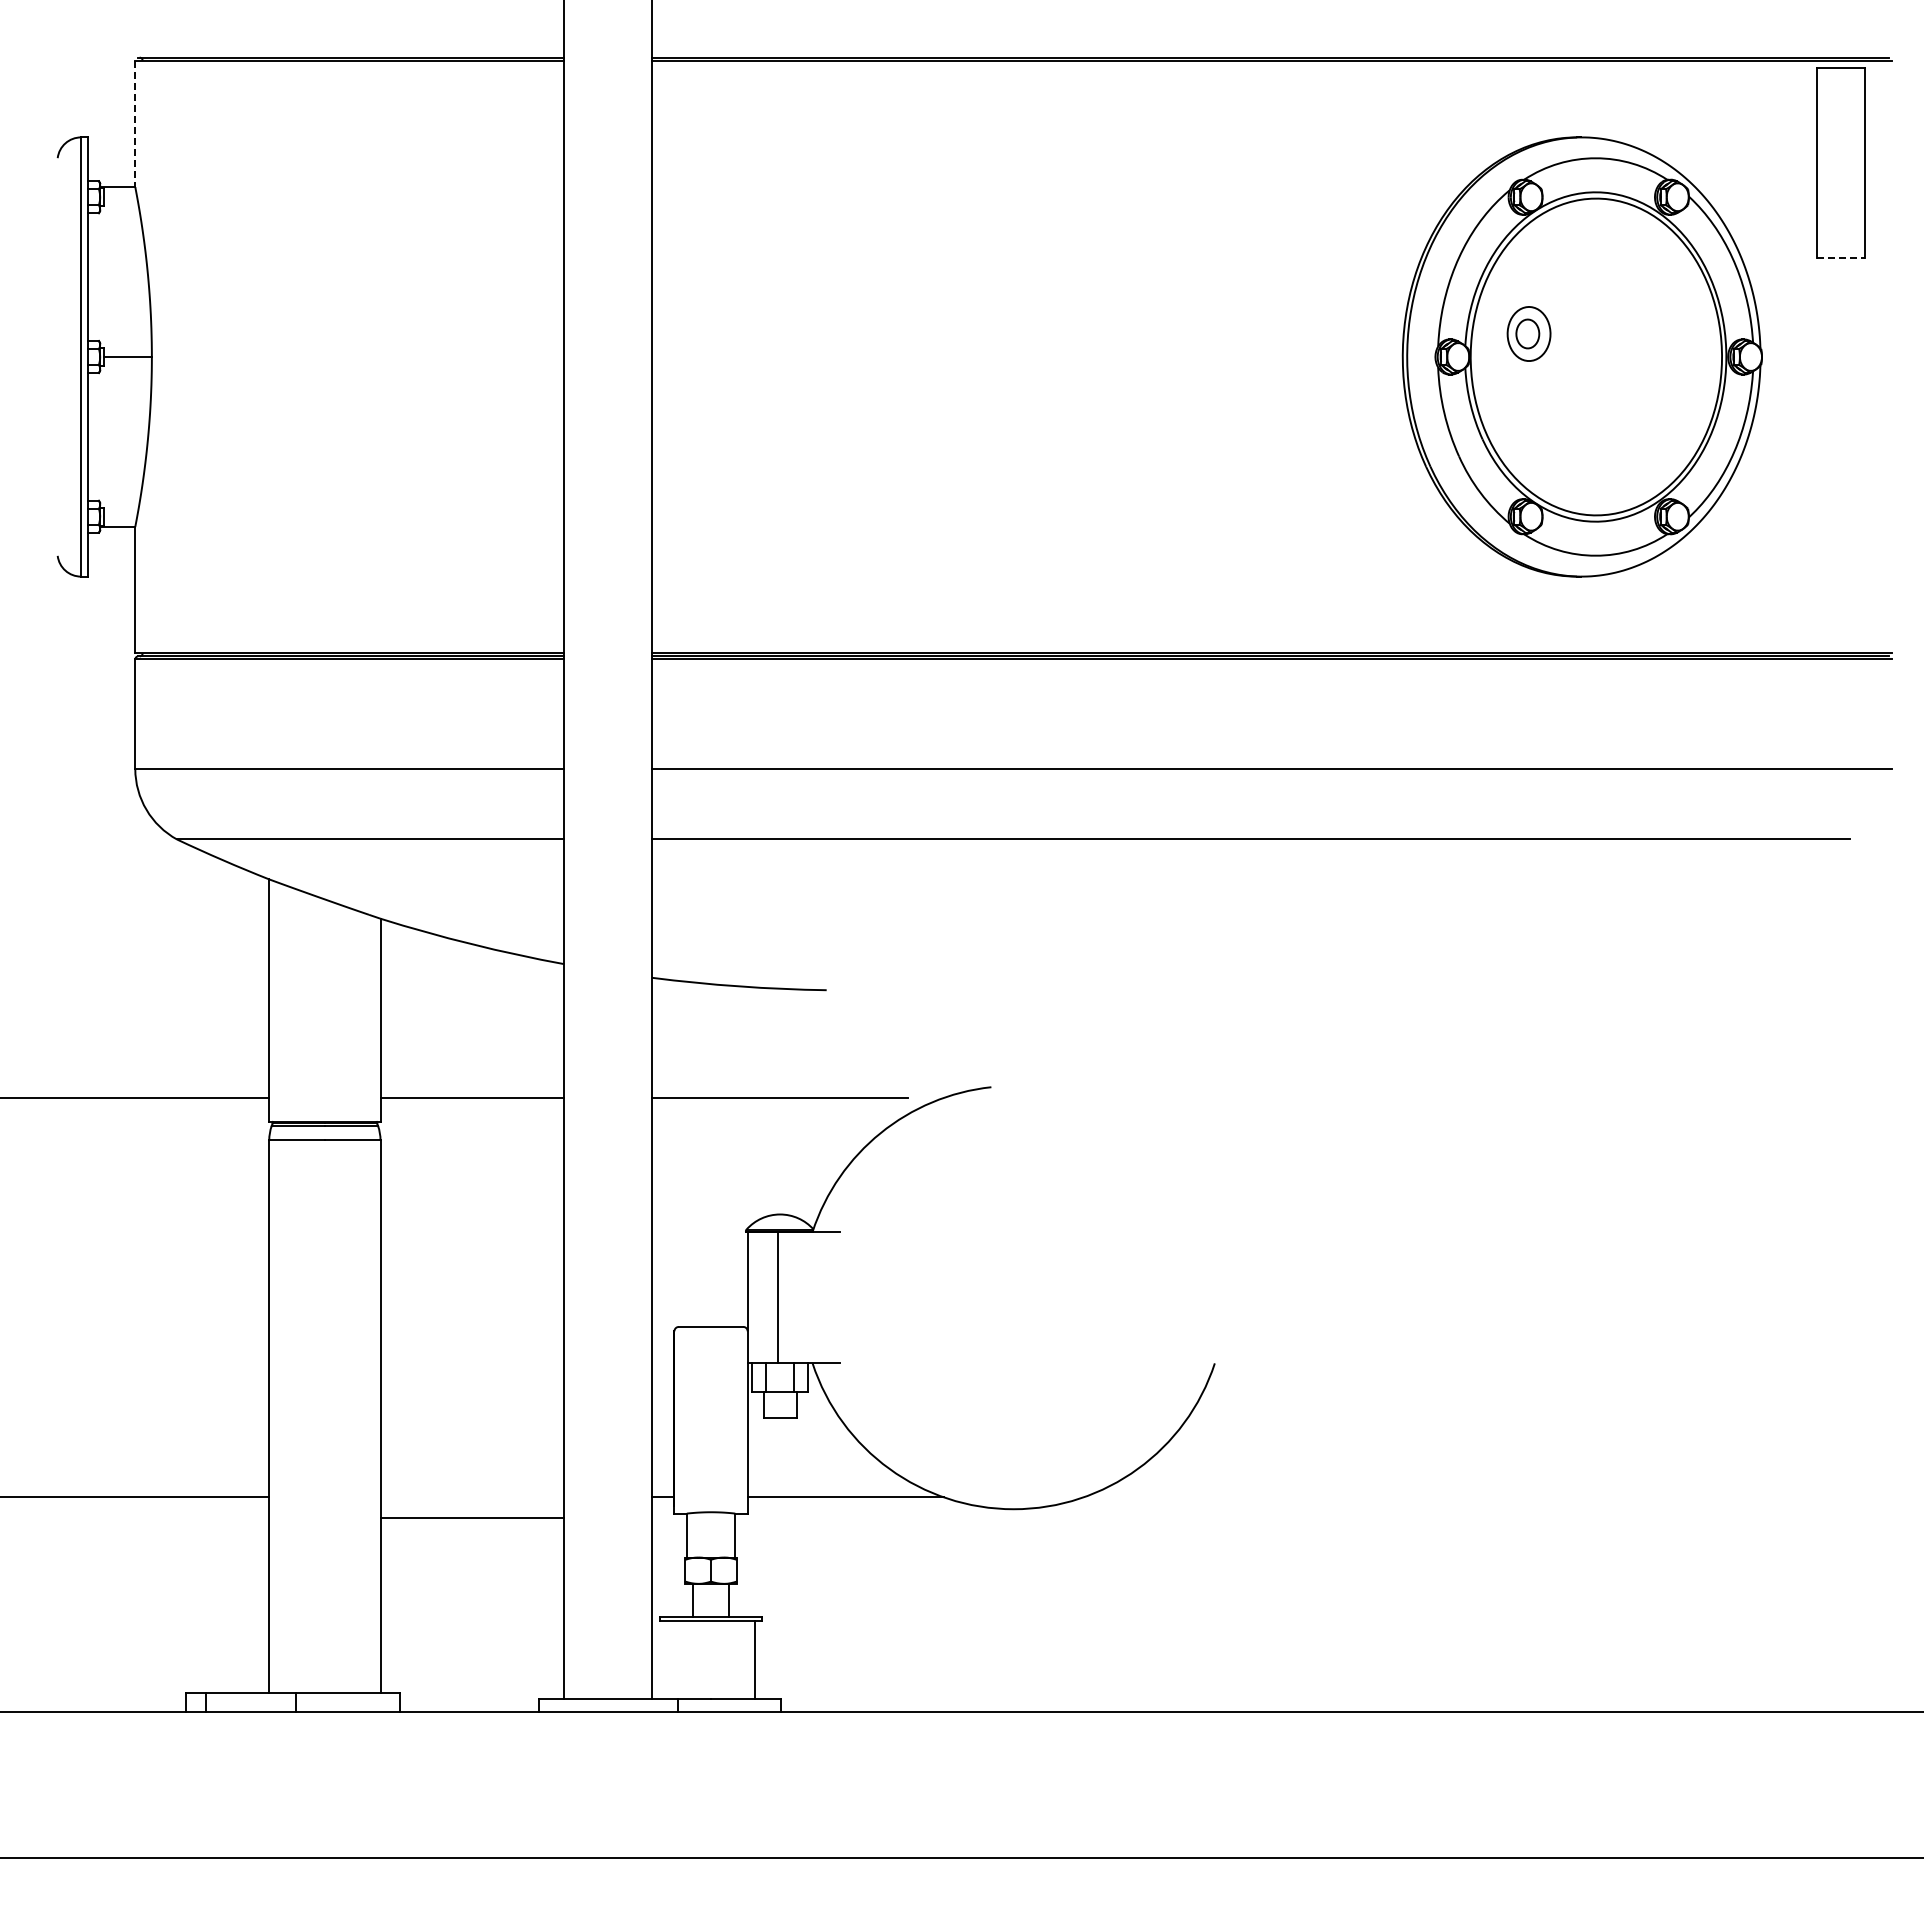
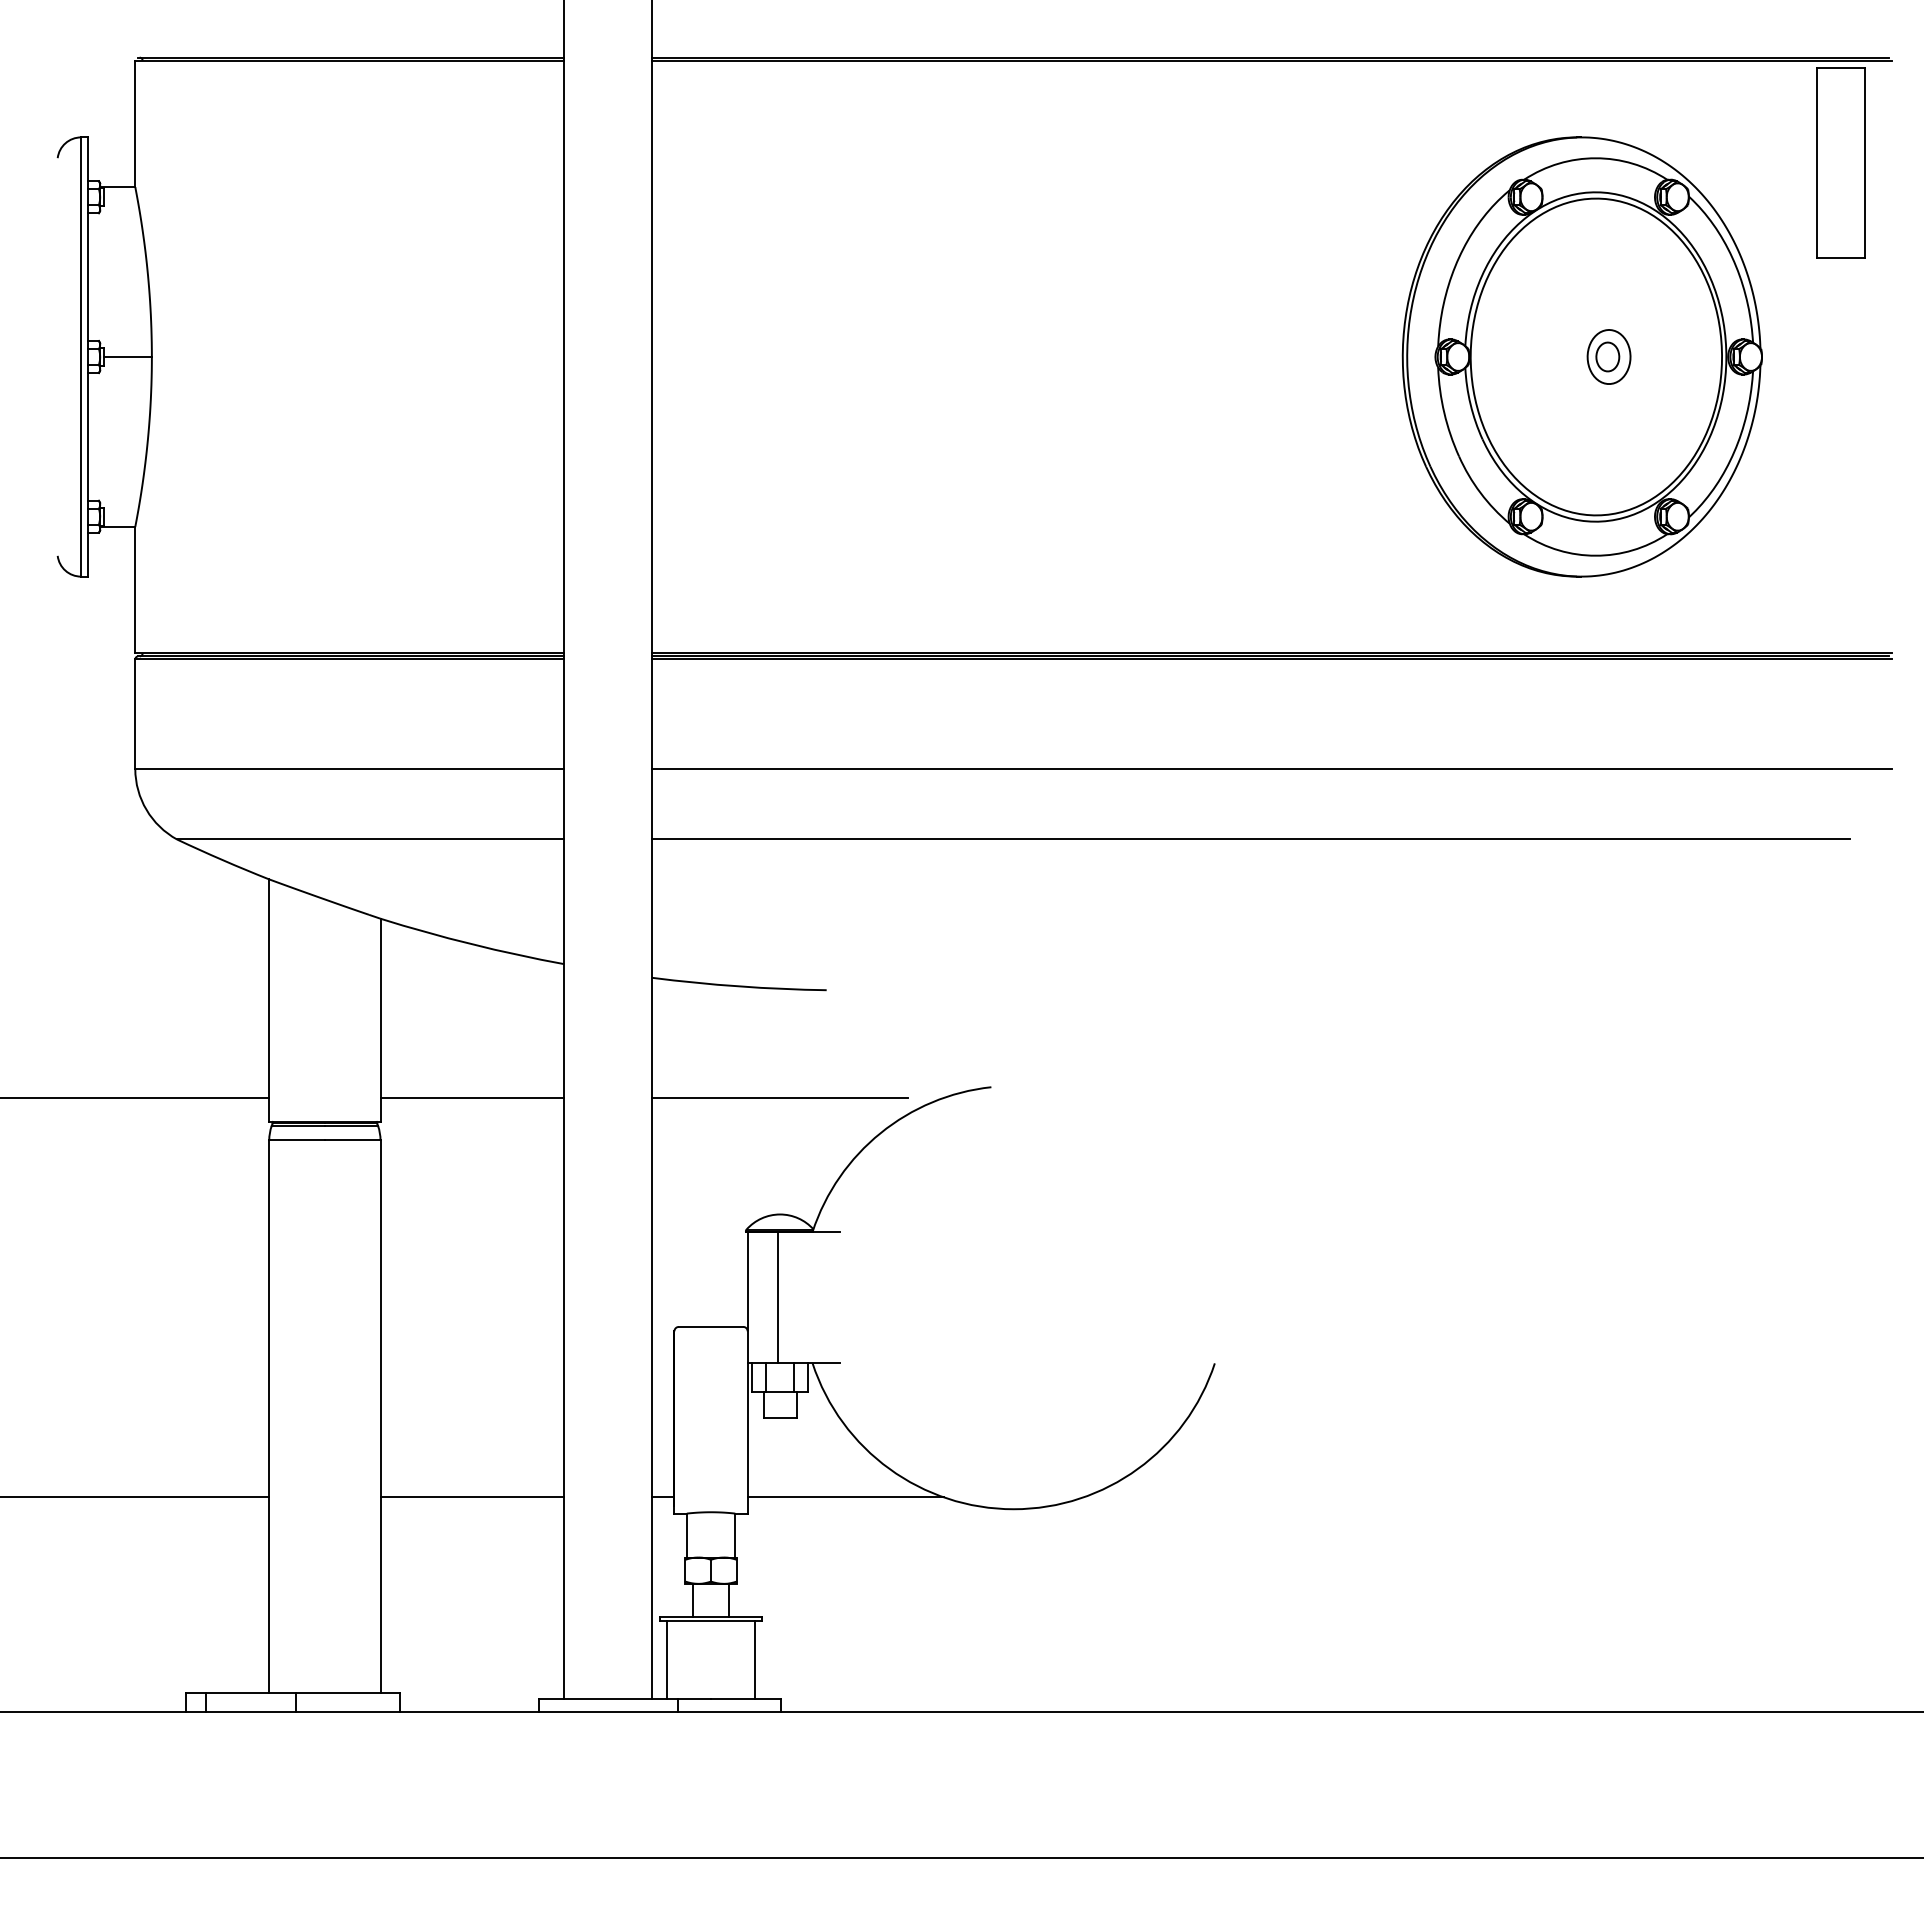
line: dashed -> solid (135, 124)
line: dashed -> solid (1840, 258)
part position: (1528, 333) -> (1608, 356) (1608, 356)
line position: (472, 1518) -> (472, 1497) (472, 1497)
line: none -> present (667, 1659)
